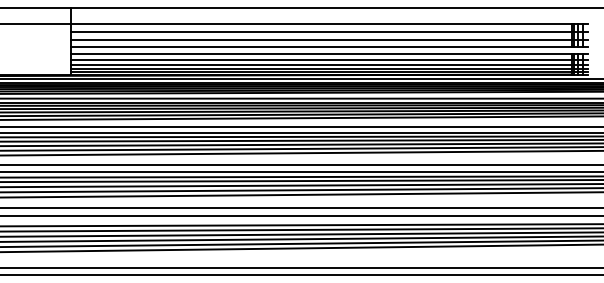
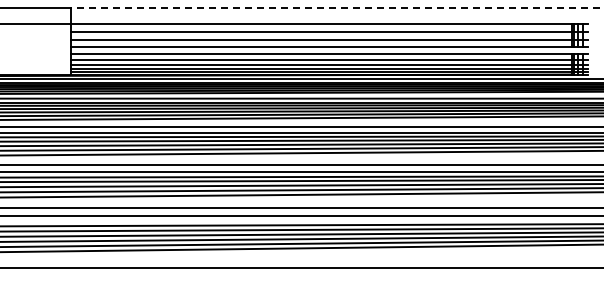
line: solid -> dashed (336, 8)
line: present -> none (301, 274)
